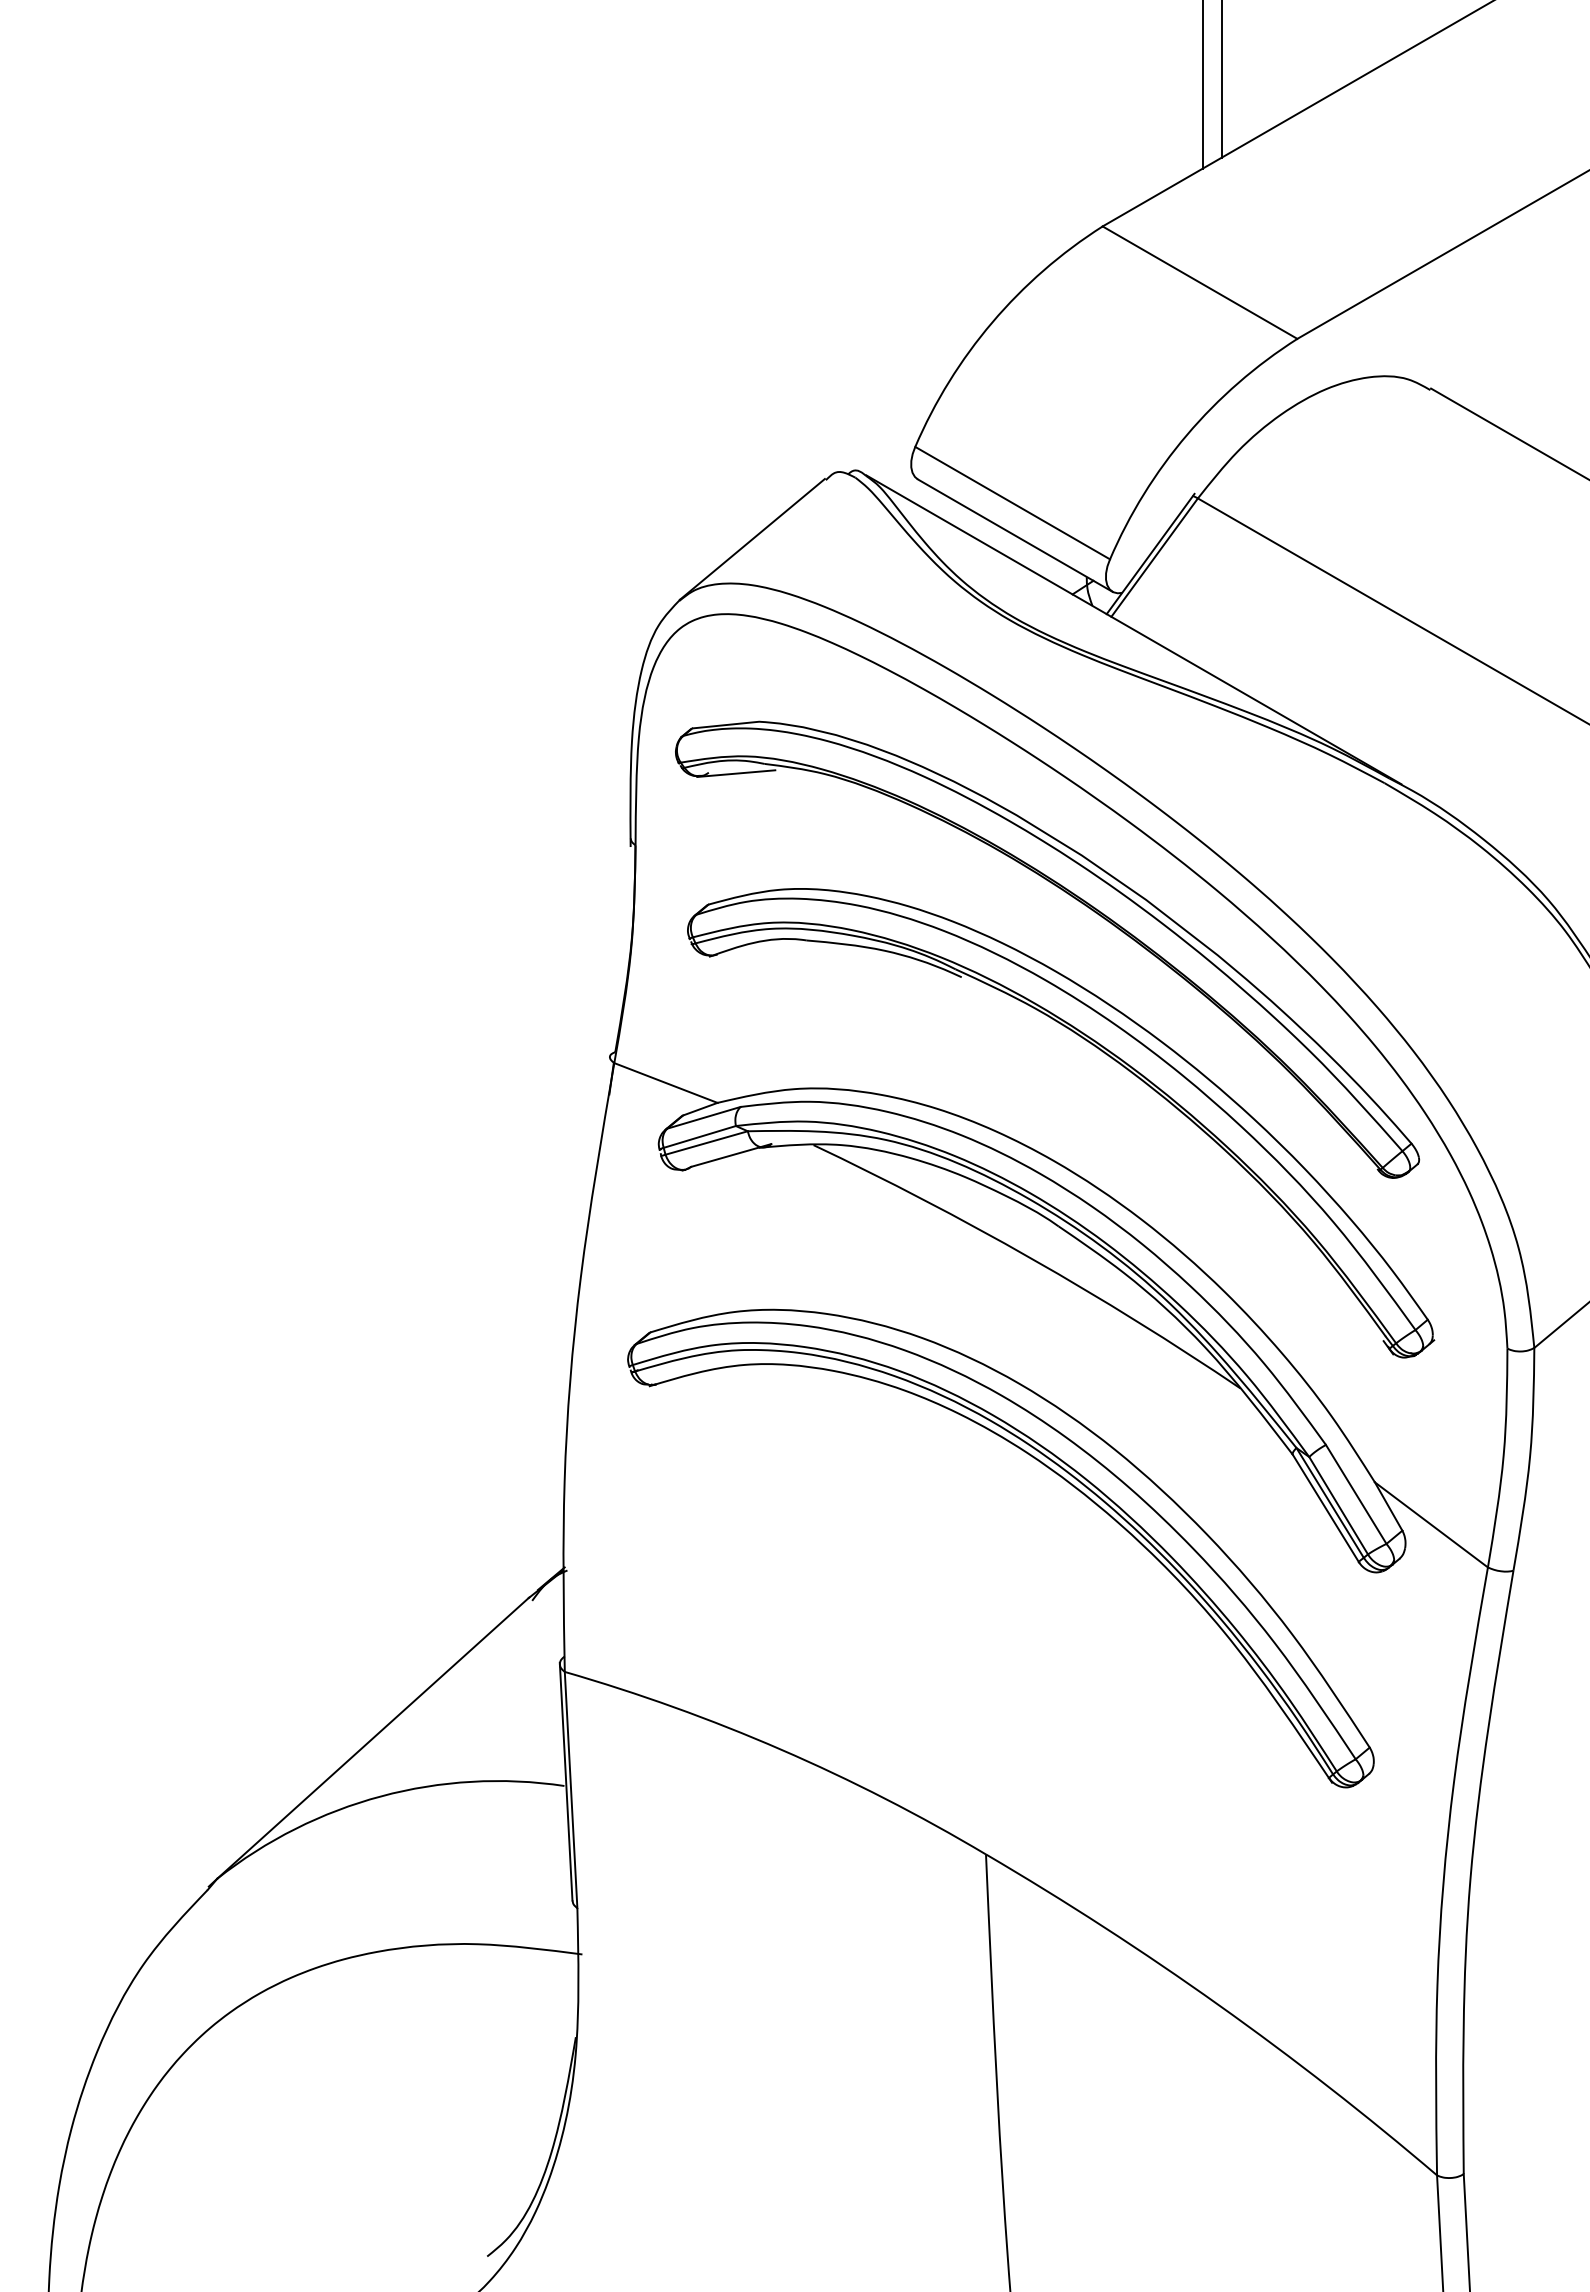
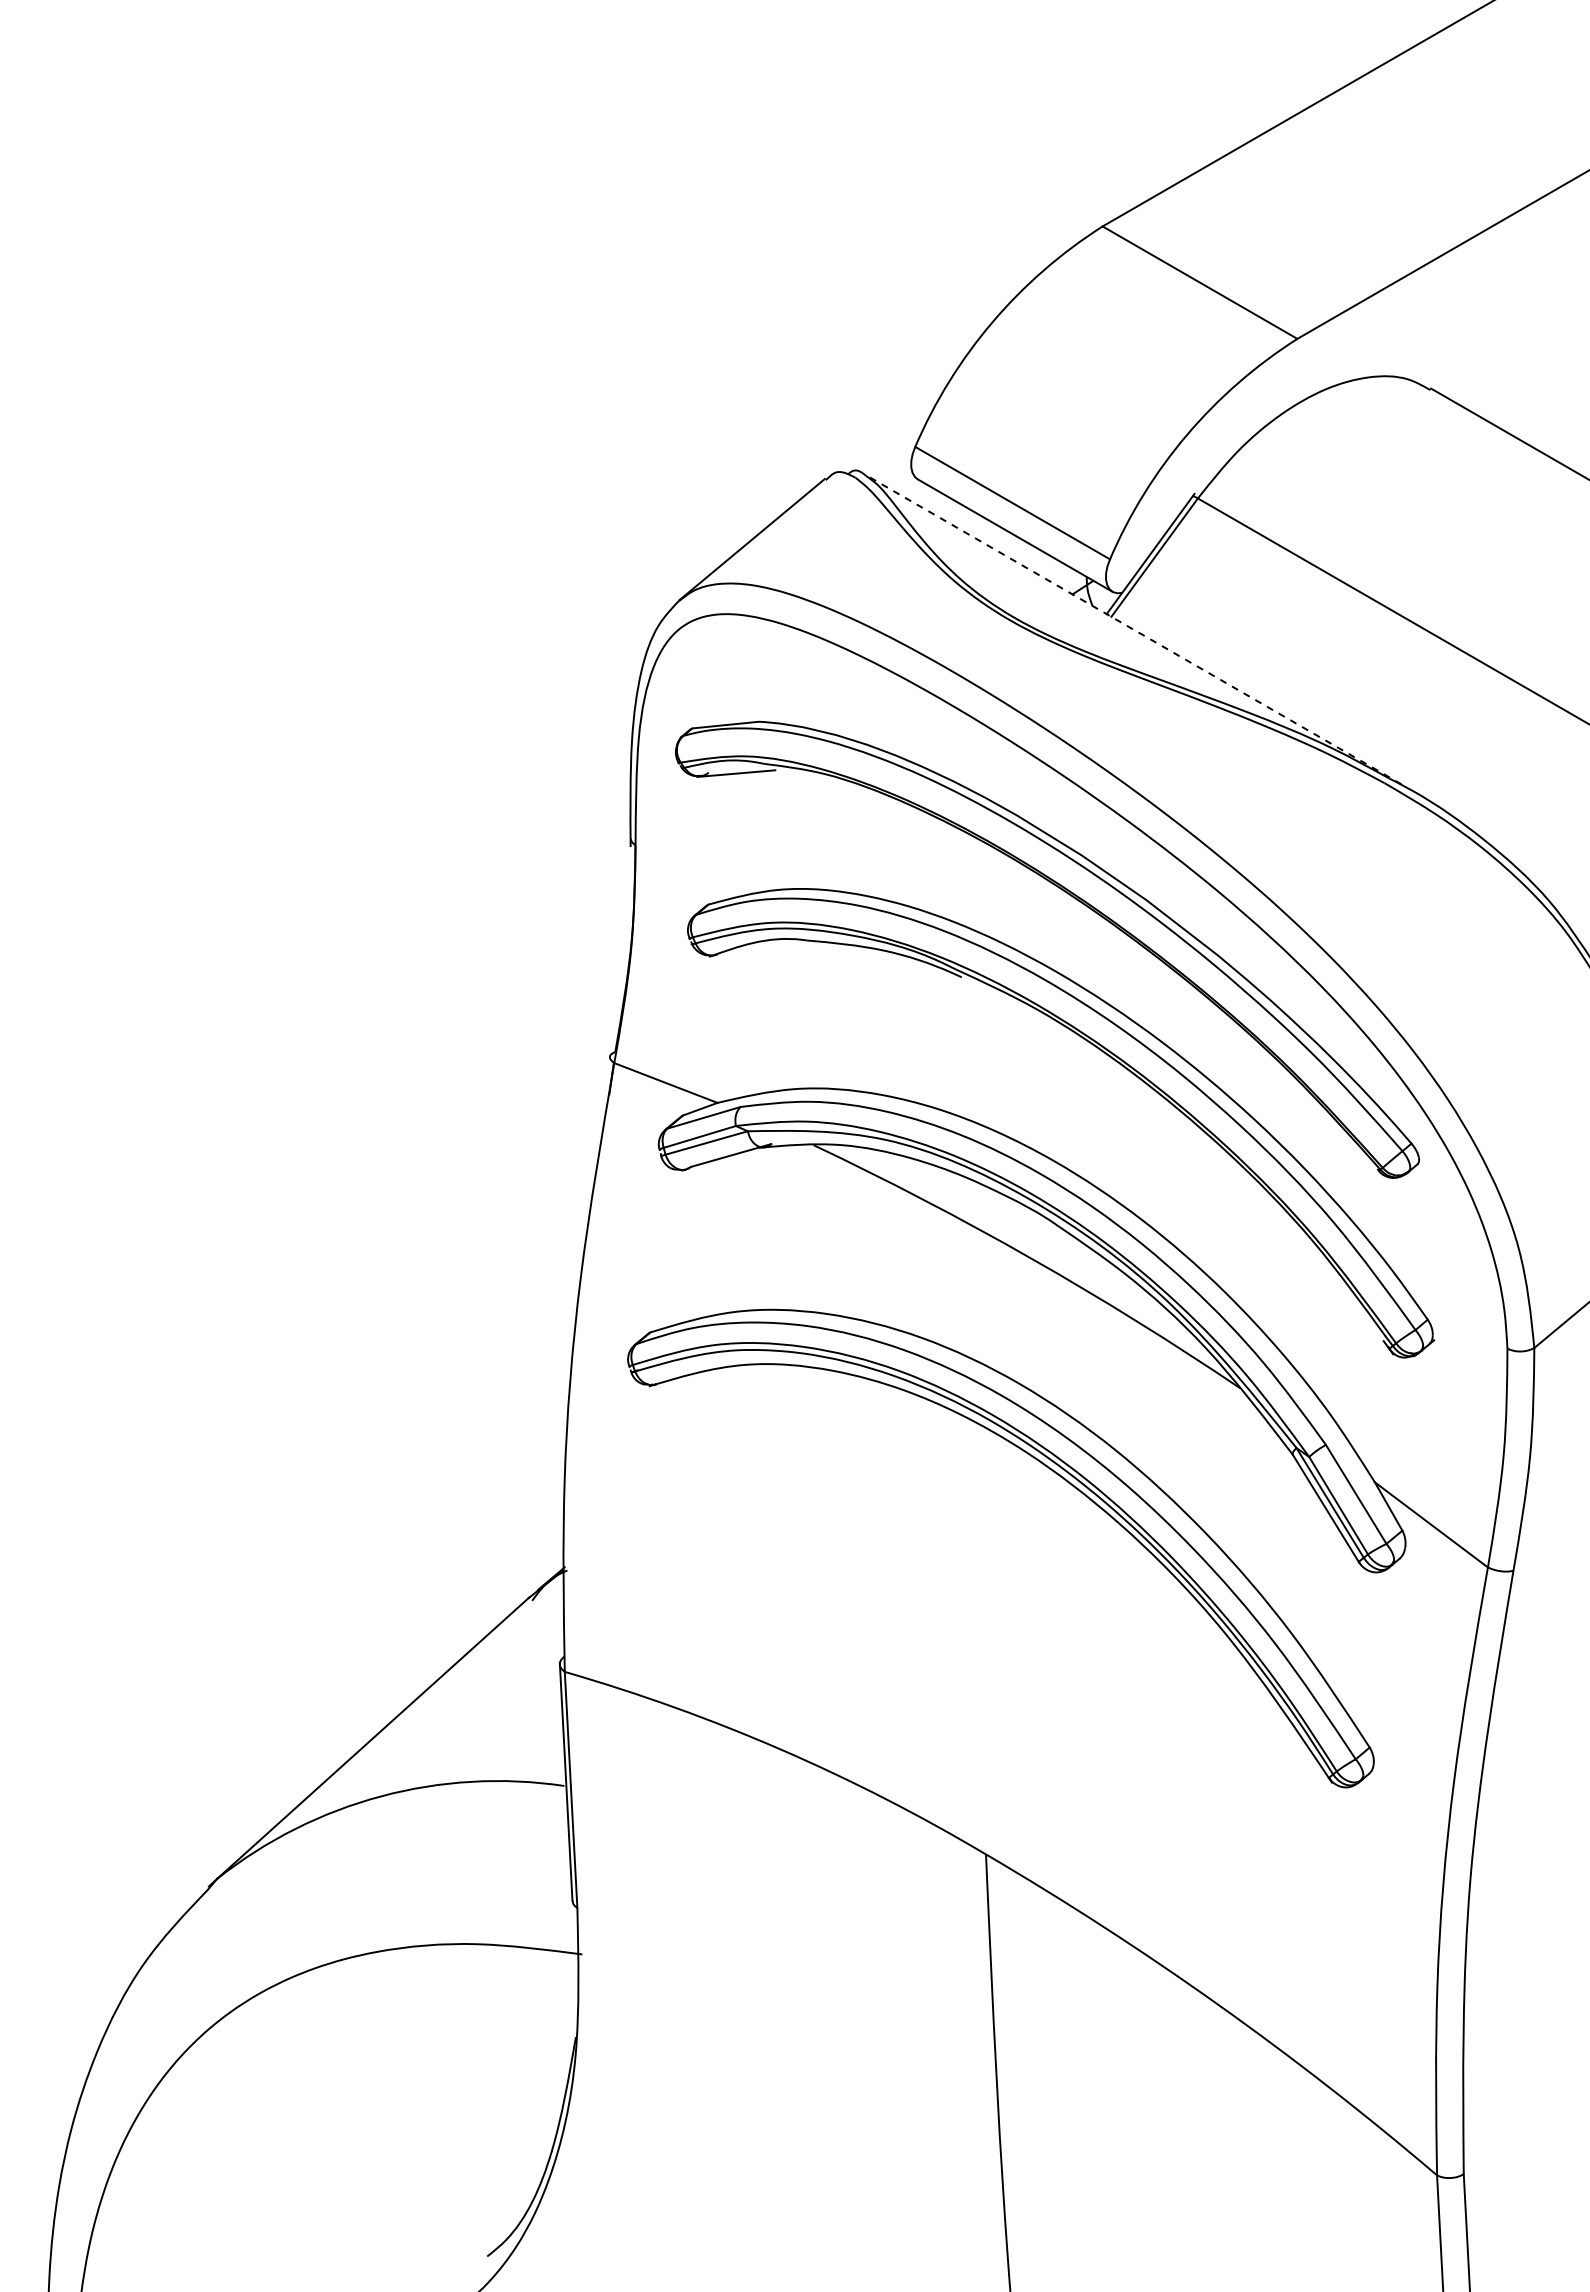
line: present -> none (1221, 79)
line: present -> none (1202, 85)
line: solid -> dashed (1133, 629)
